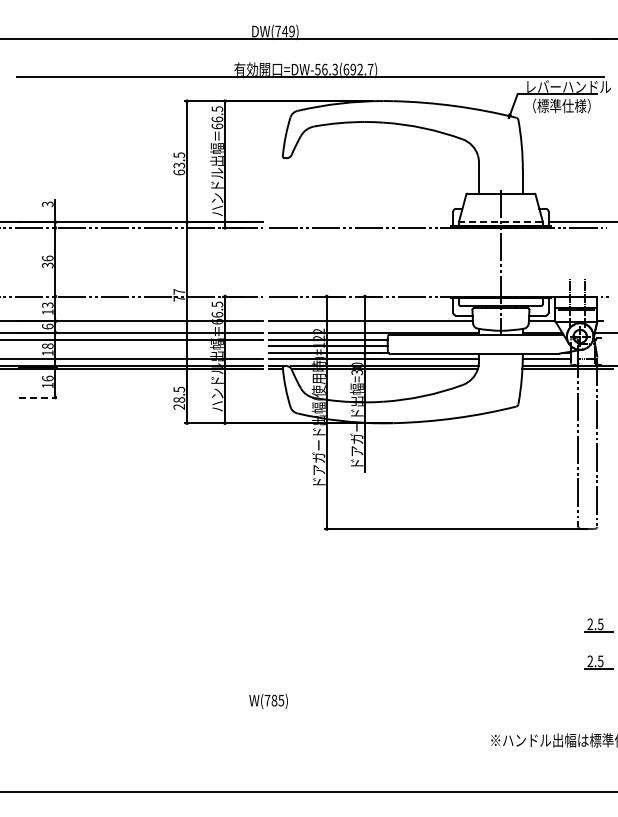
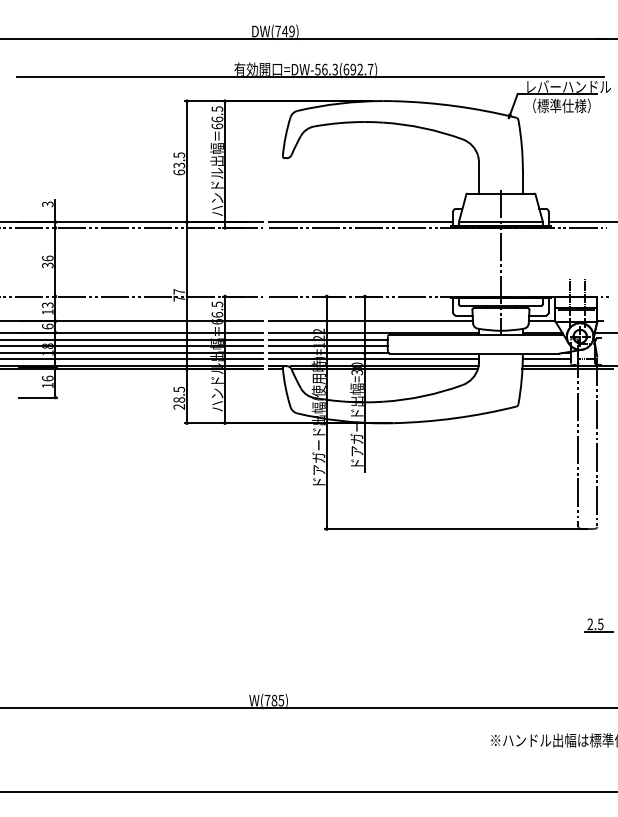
line: dashed -> solid (500, 221)
line: none -> present (360, 222)
line: none -> present (132, 345)
line: none -> present (132, 353)
line: dashed -> solid (38, 397)
part: present -> none (598, 662)
line: none -> present (308, 708)
